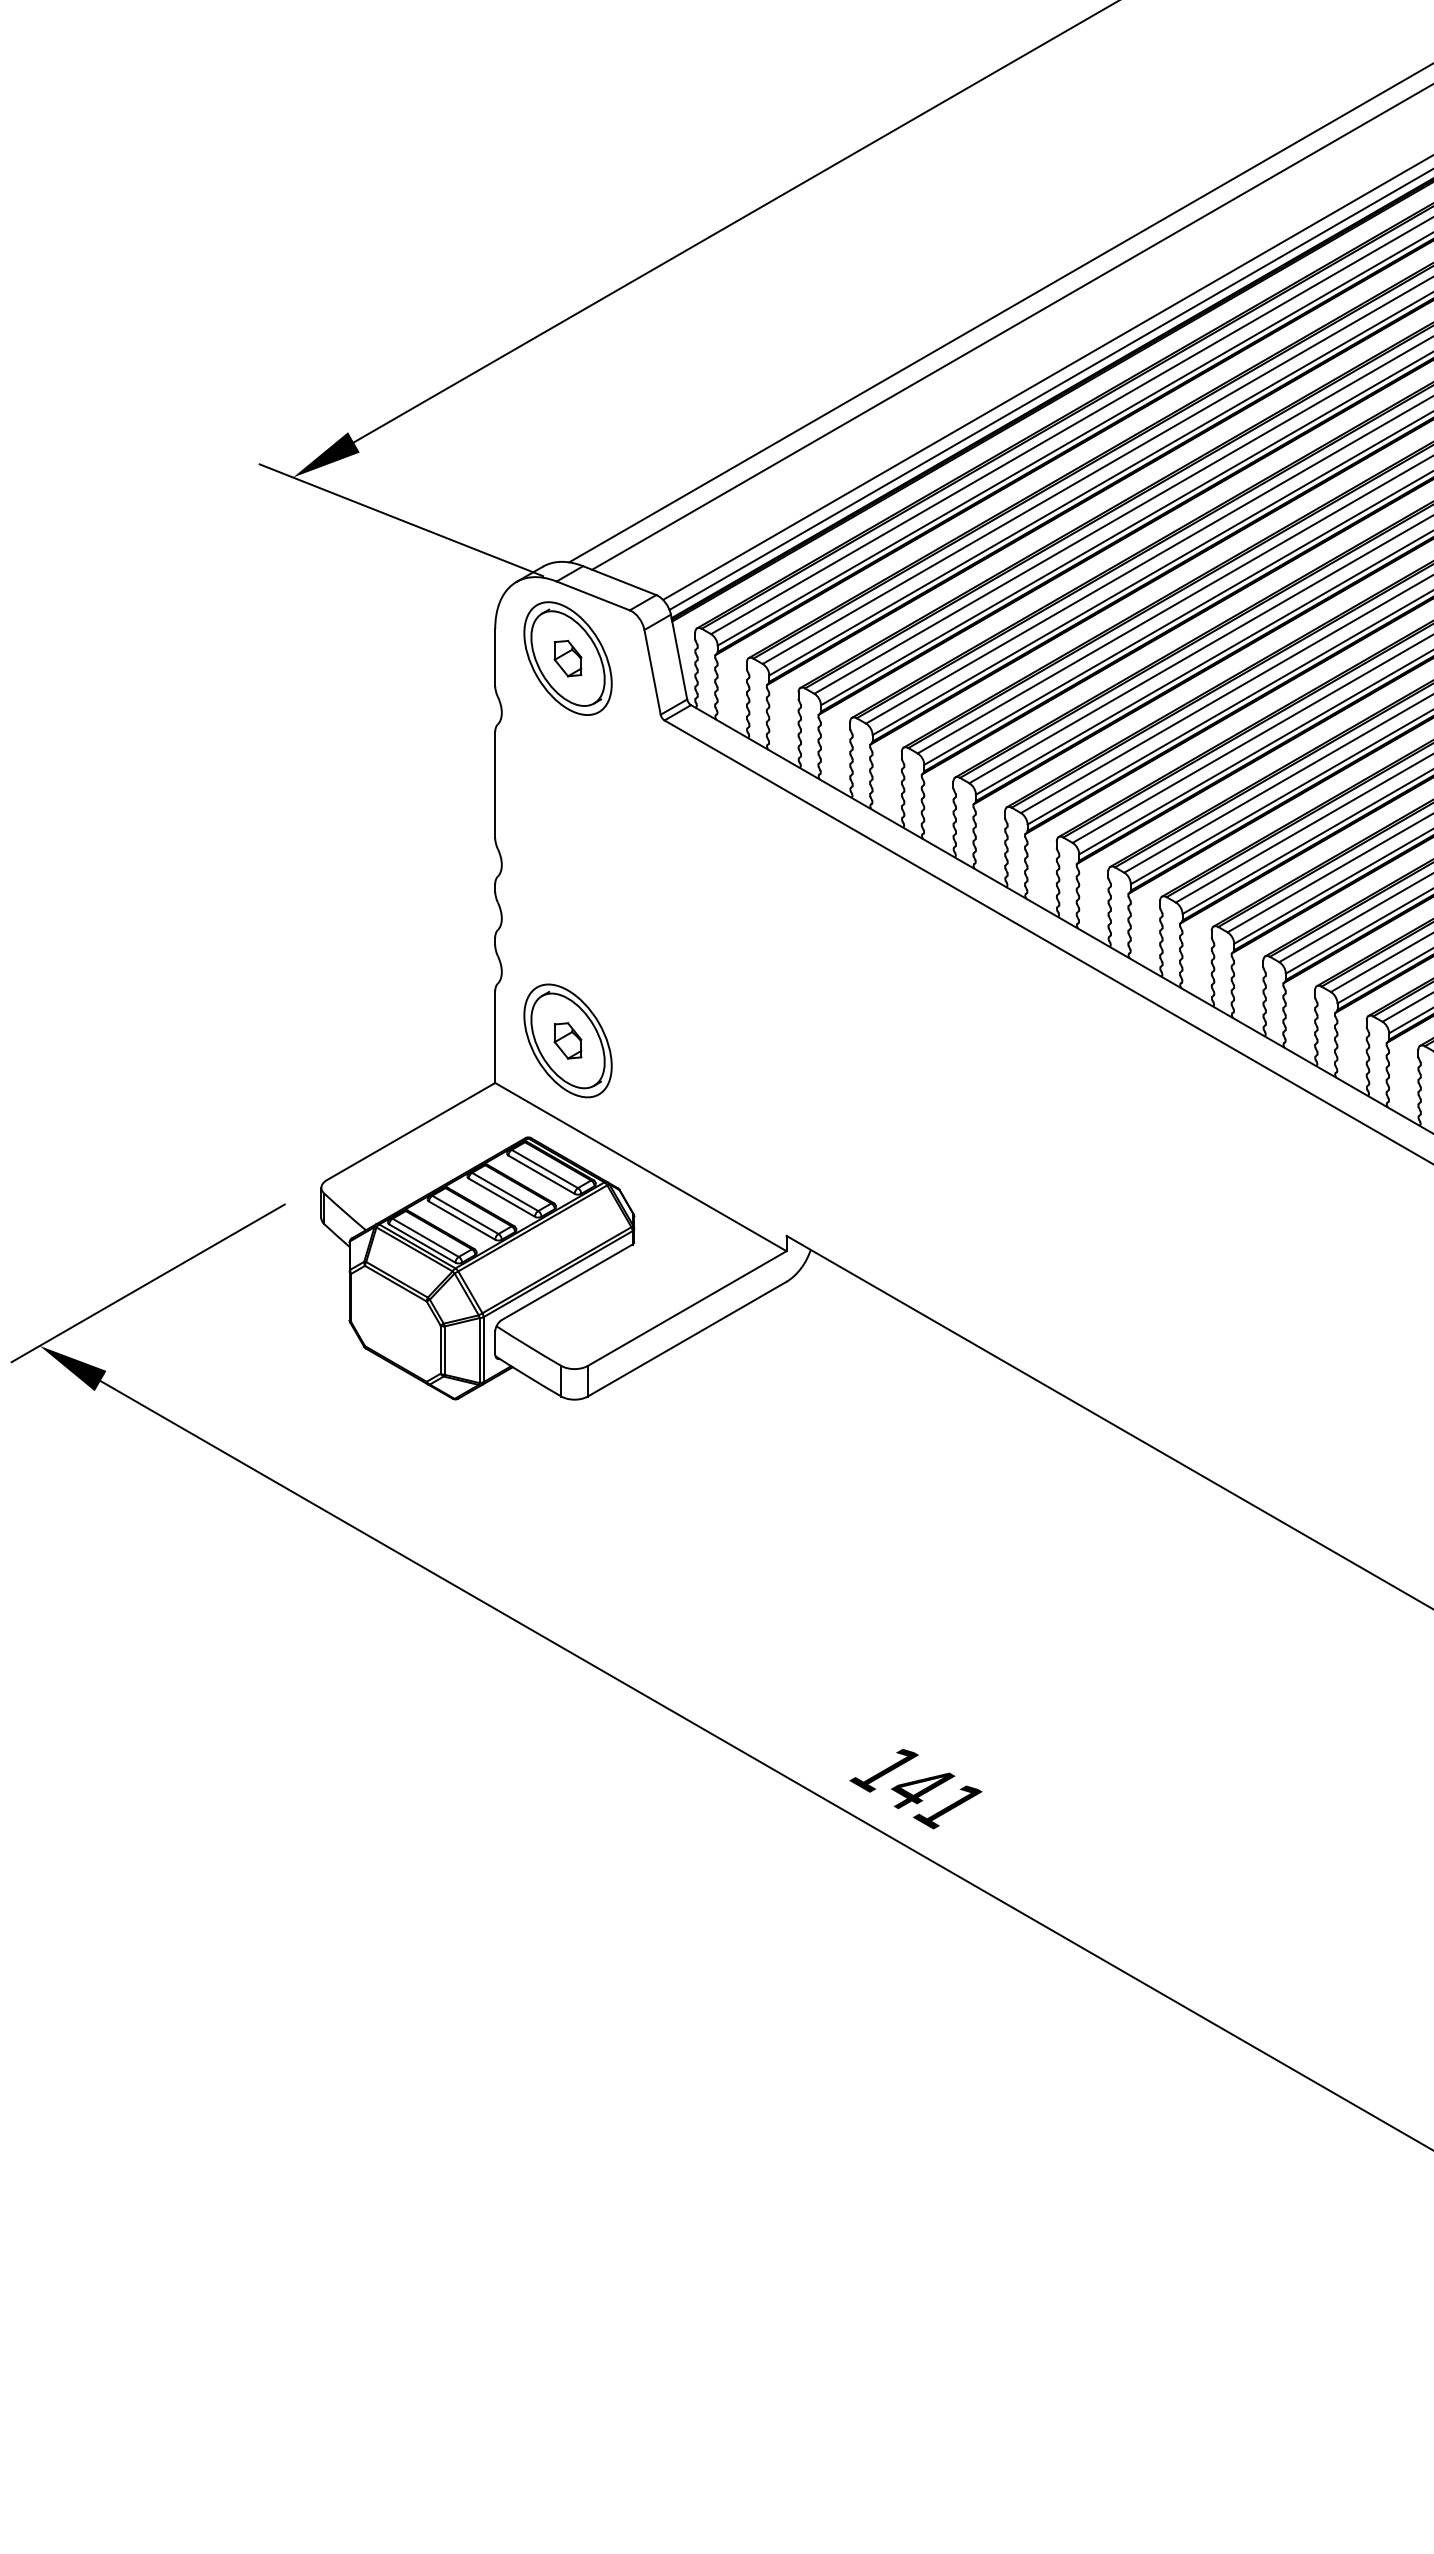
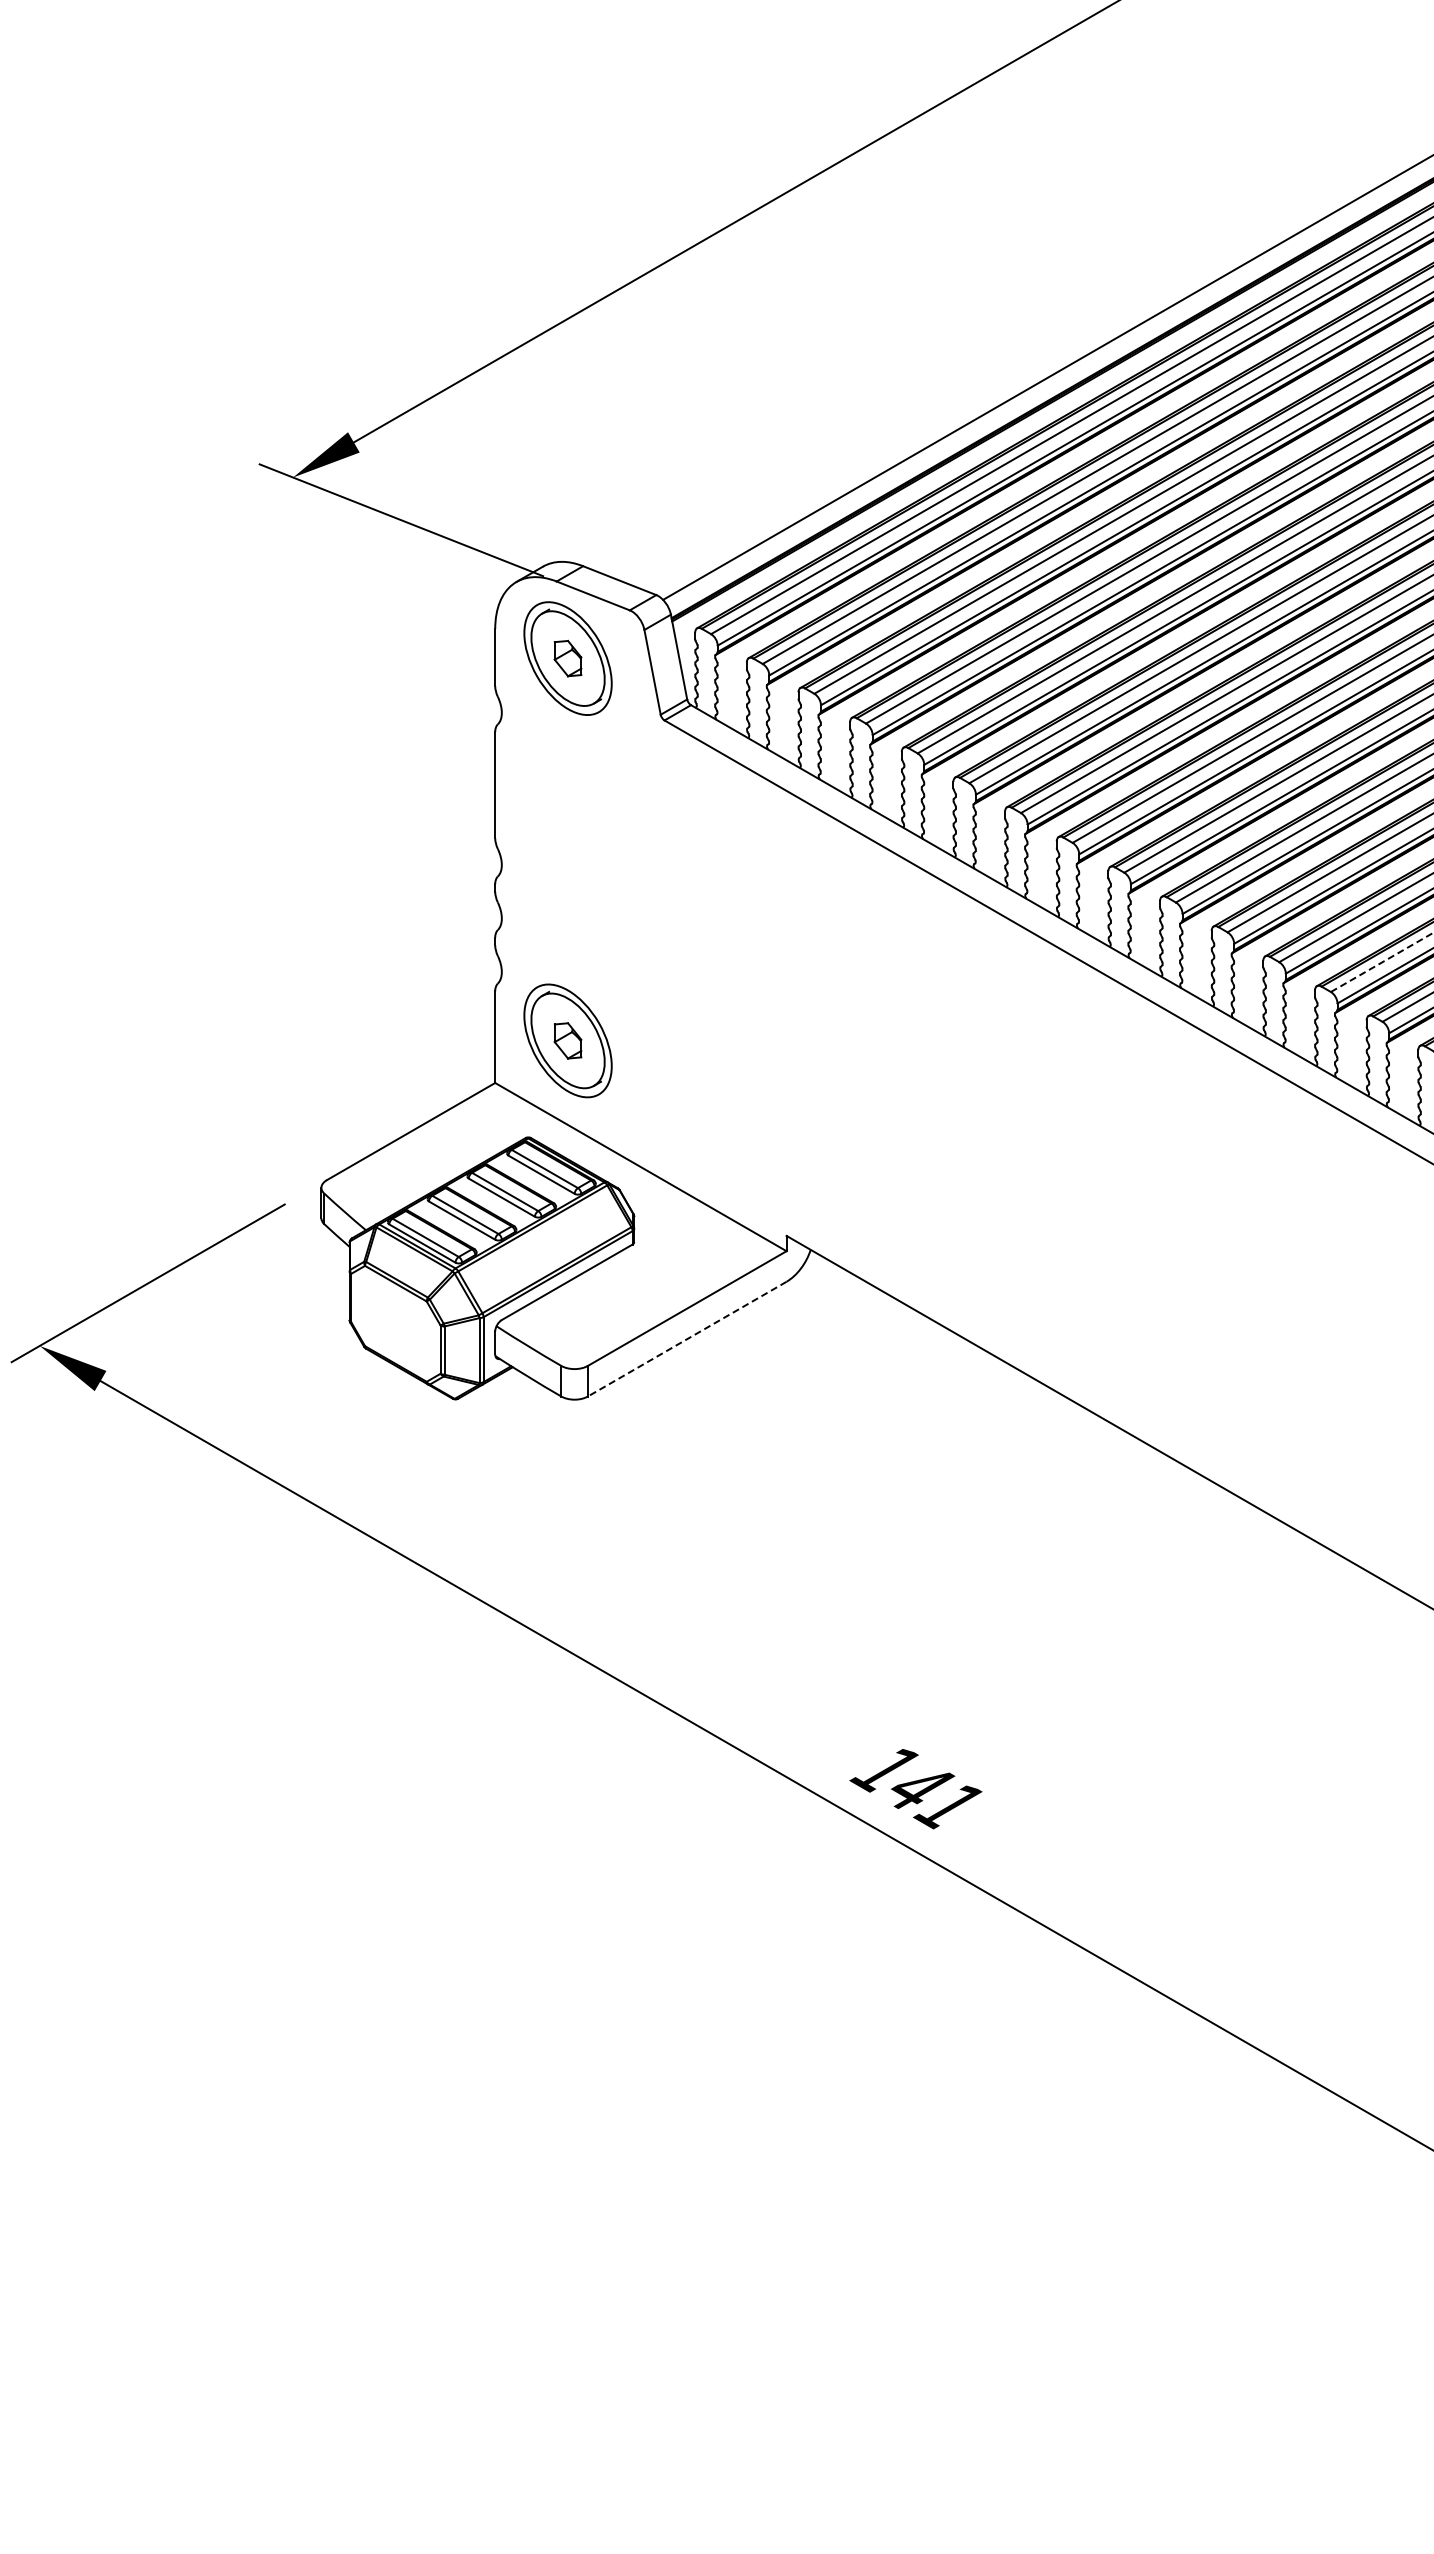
line: present -> none (999, 313)
line: present -> none (1011, 327)
line: present -> none (1049, 389)
line: solid -> dashed (1382, 962)
line: solid -> dashed (687, 1339)
